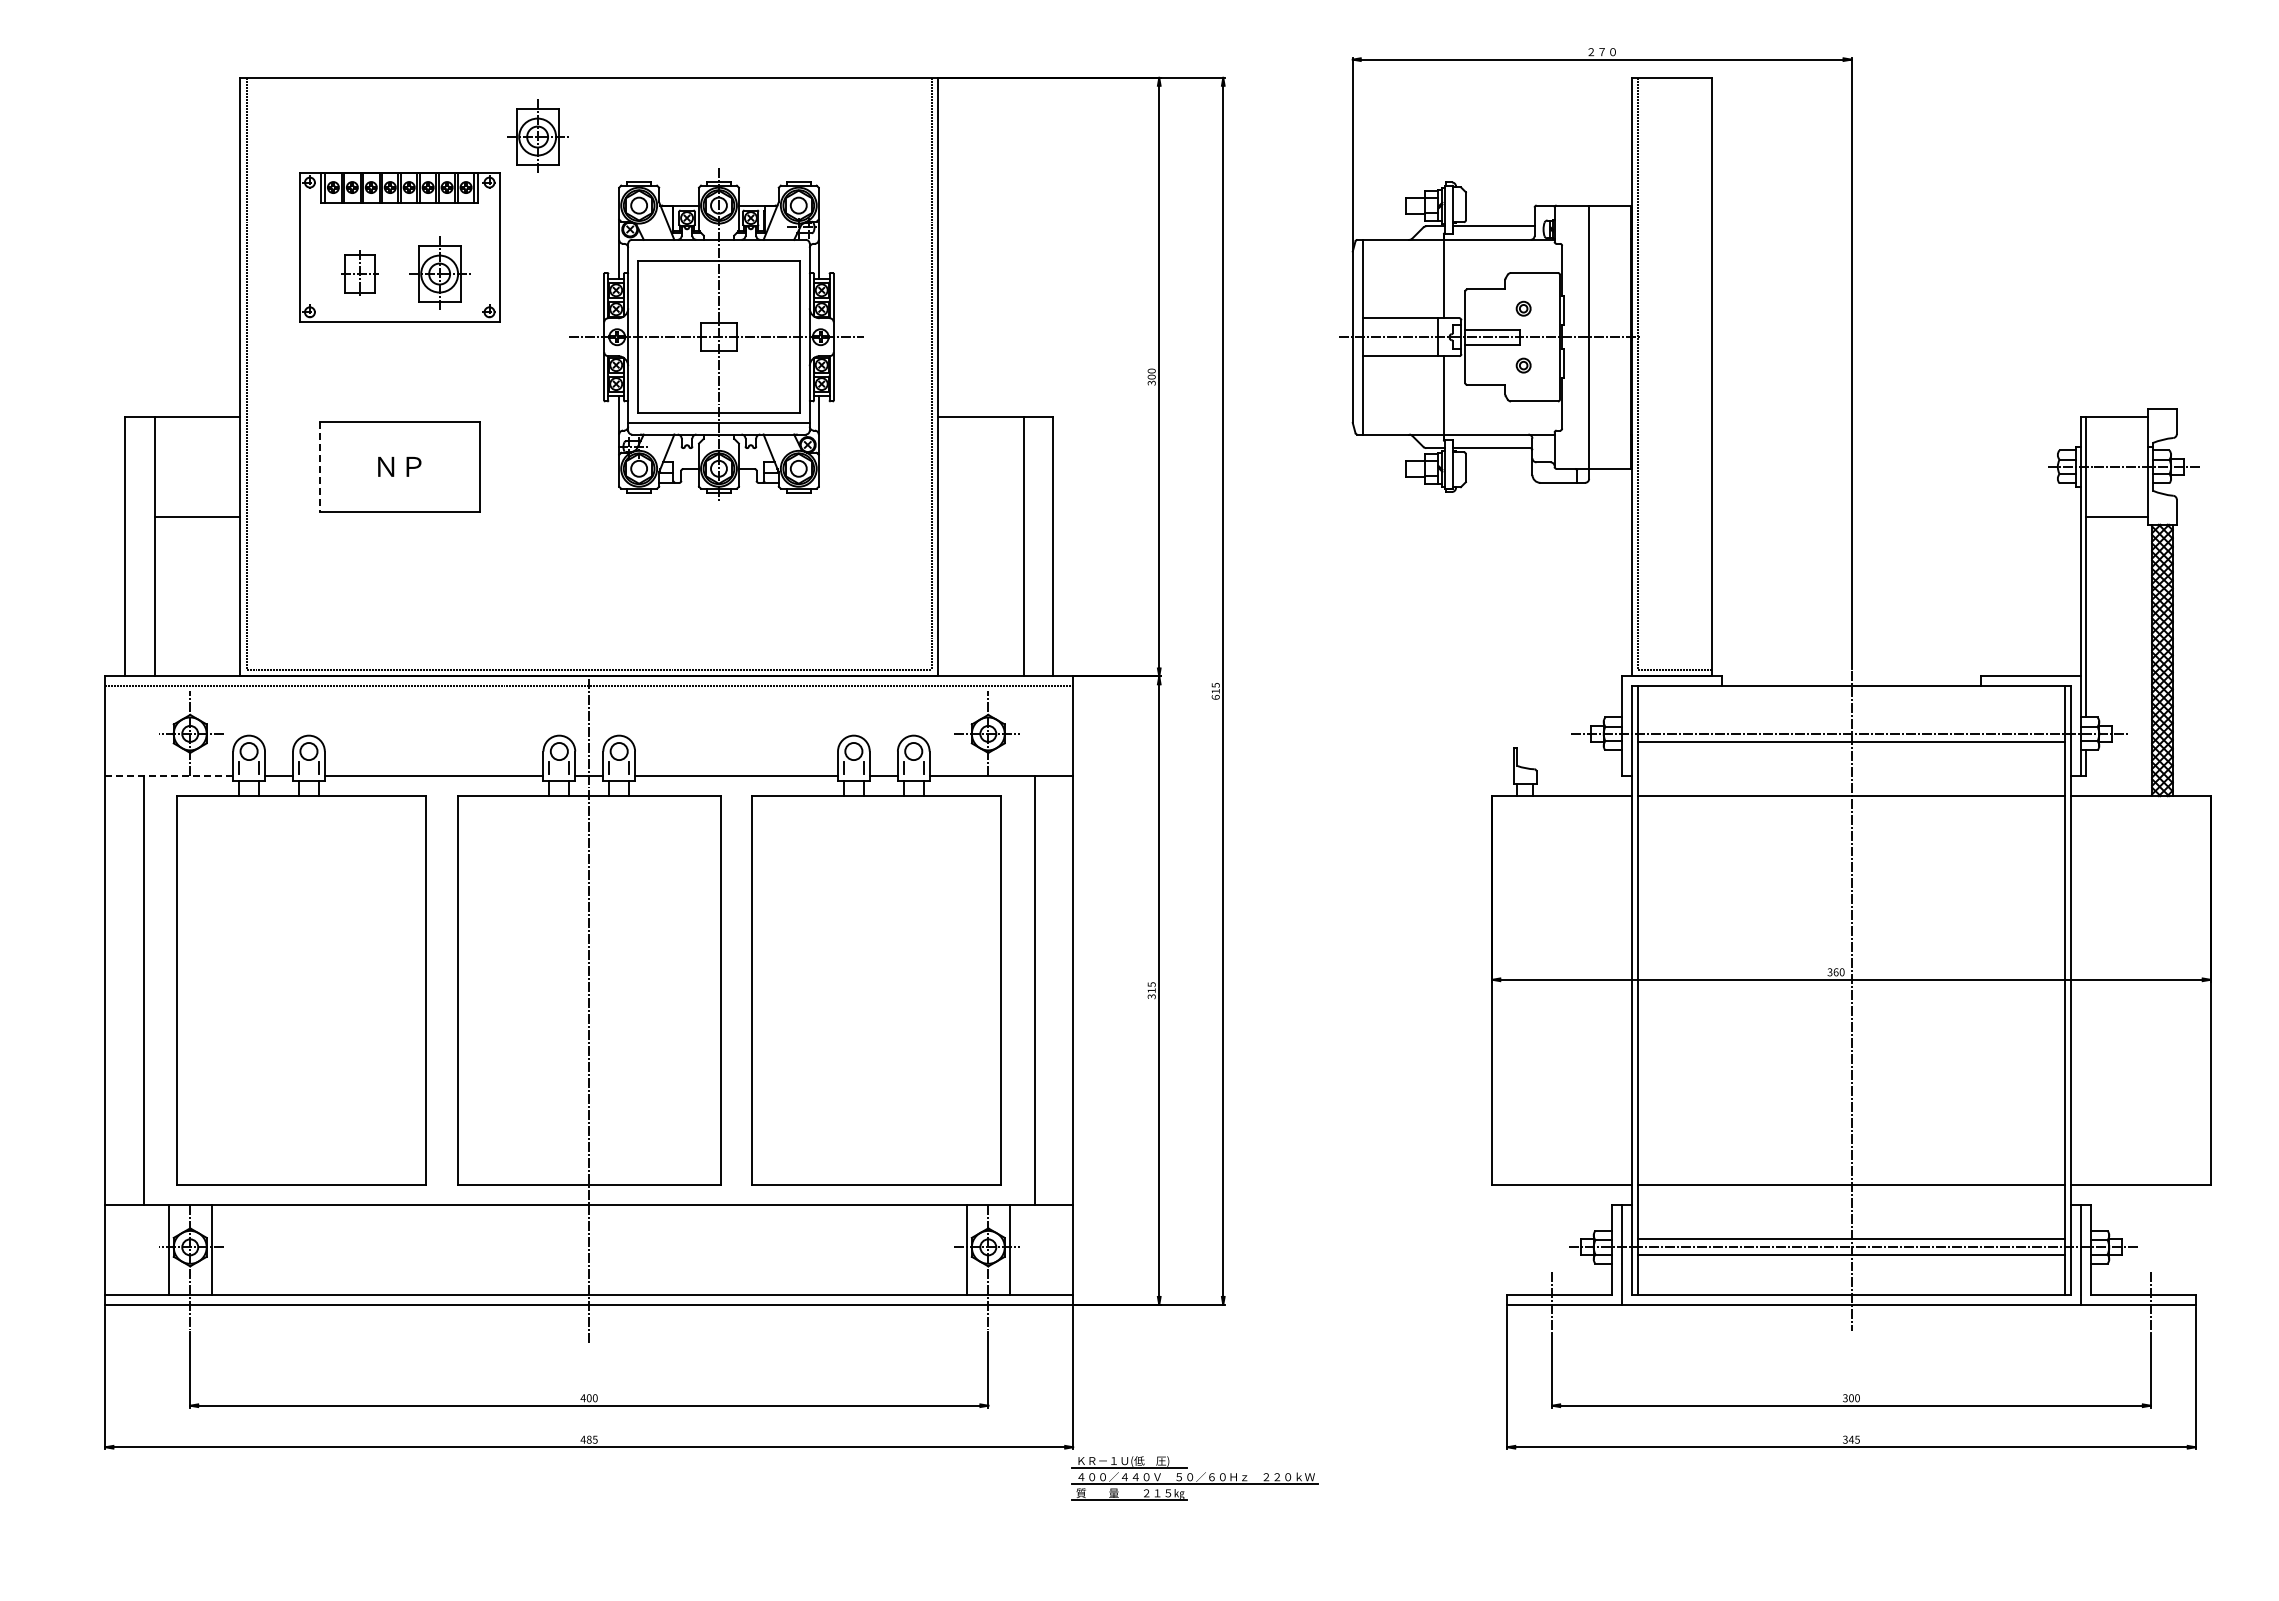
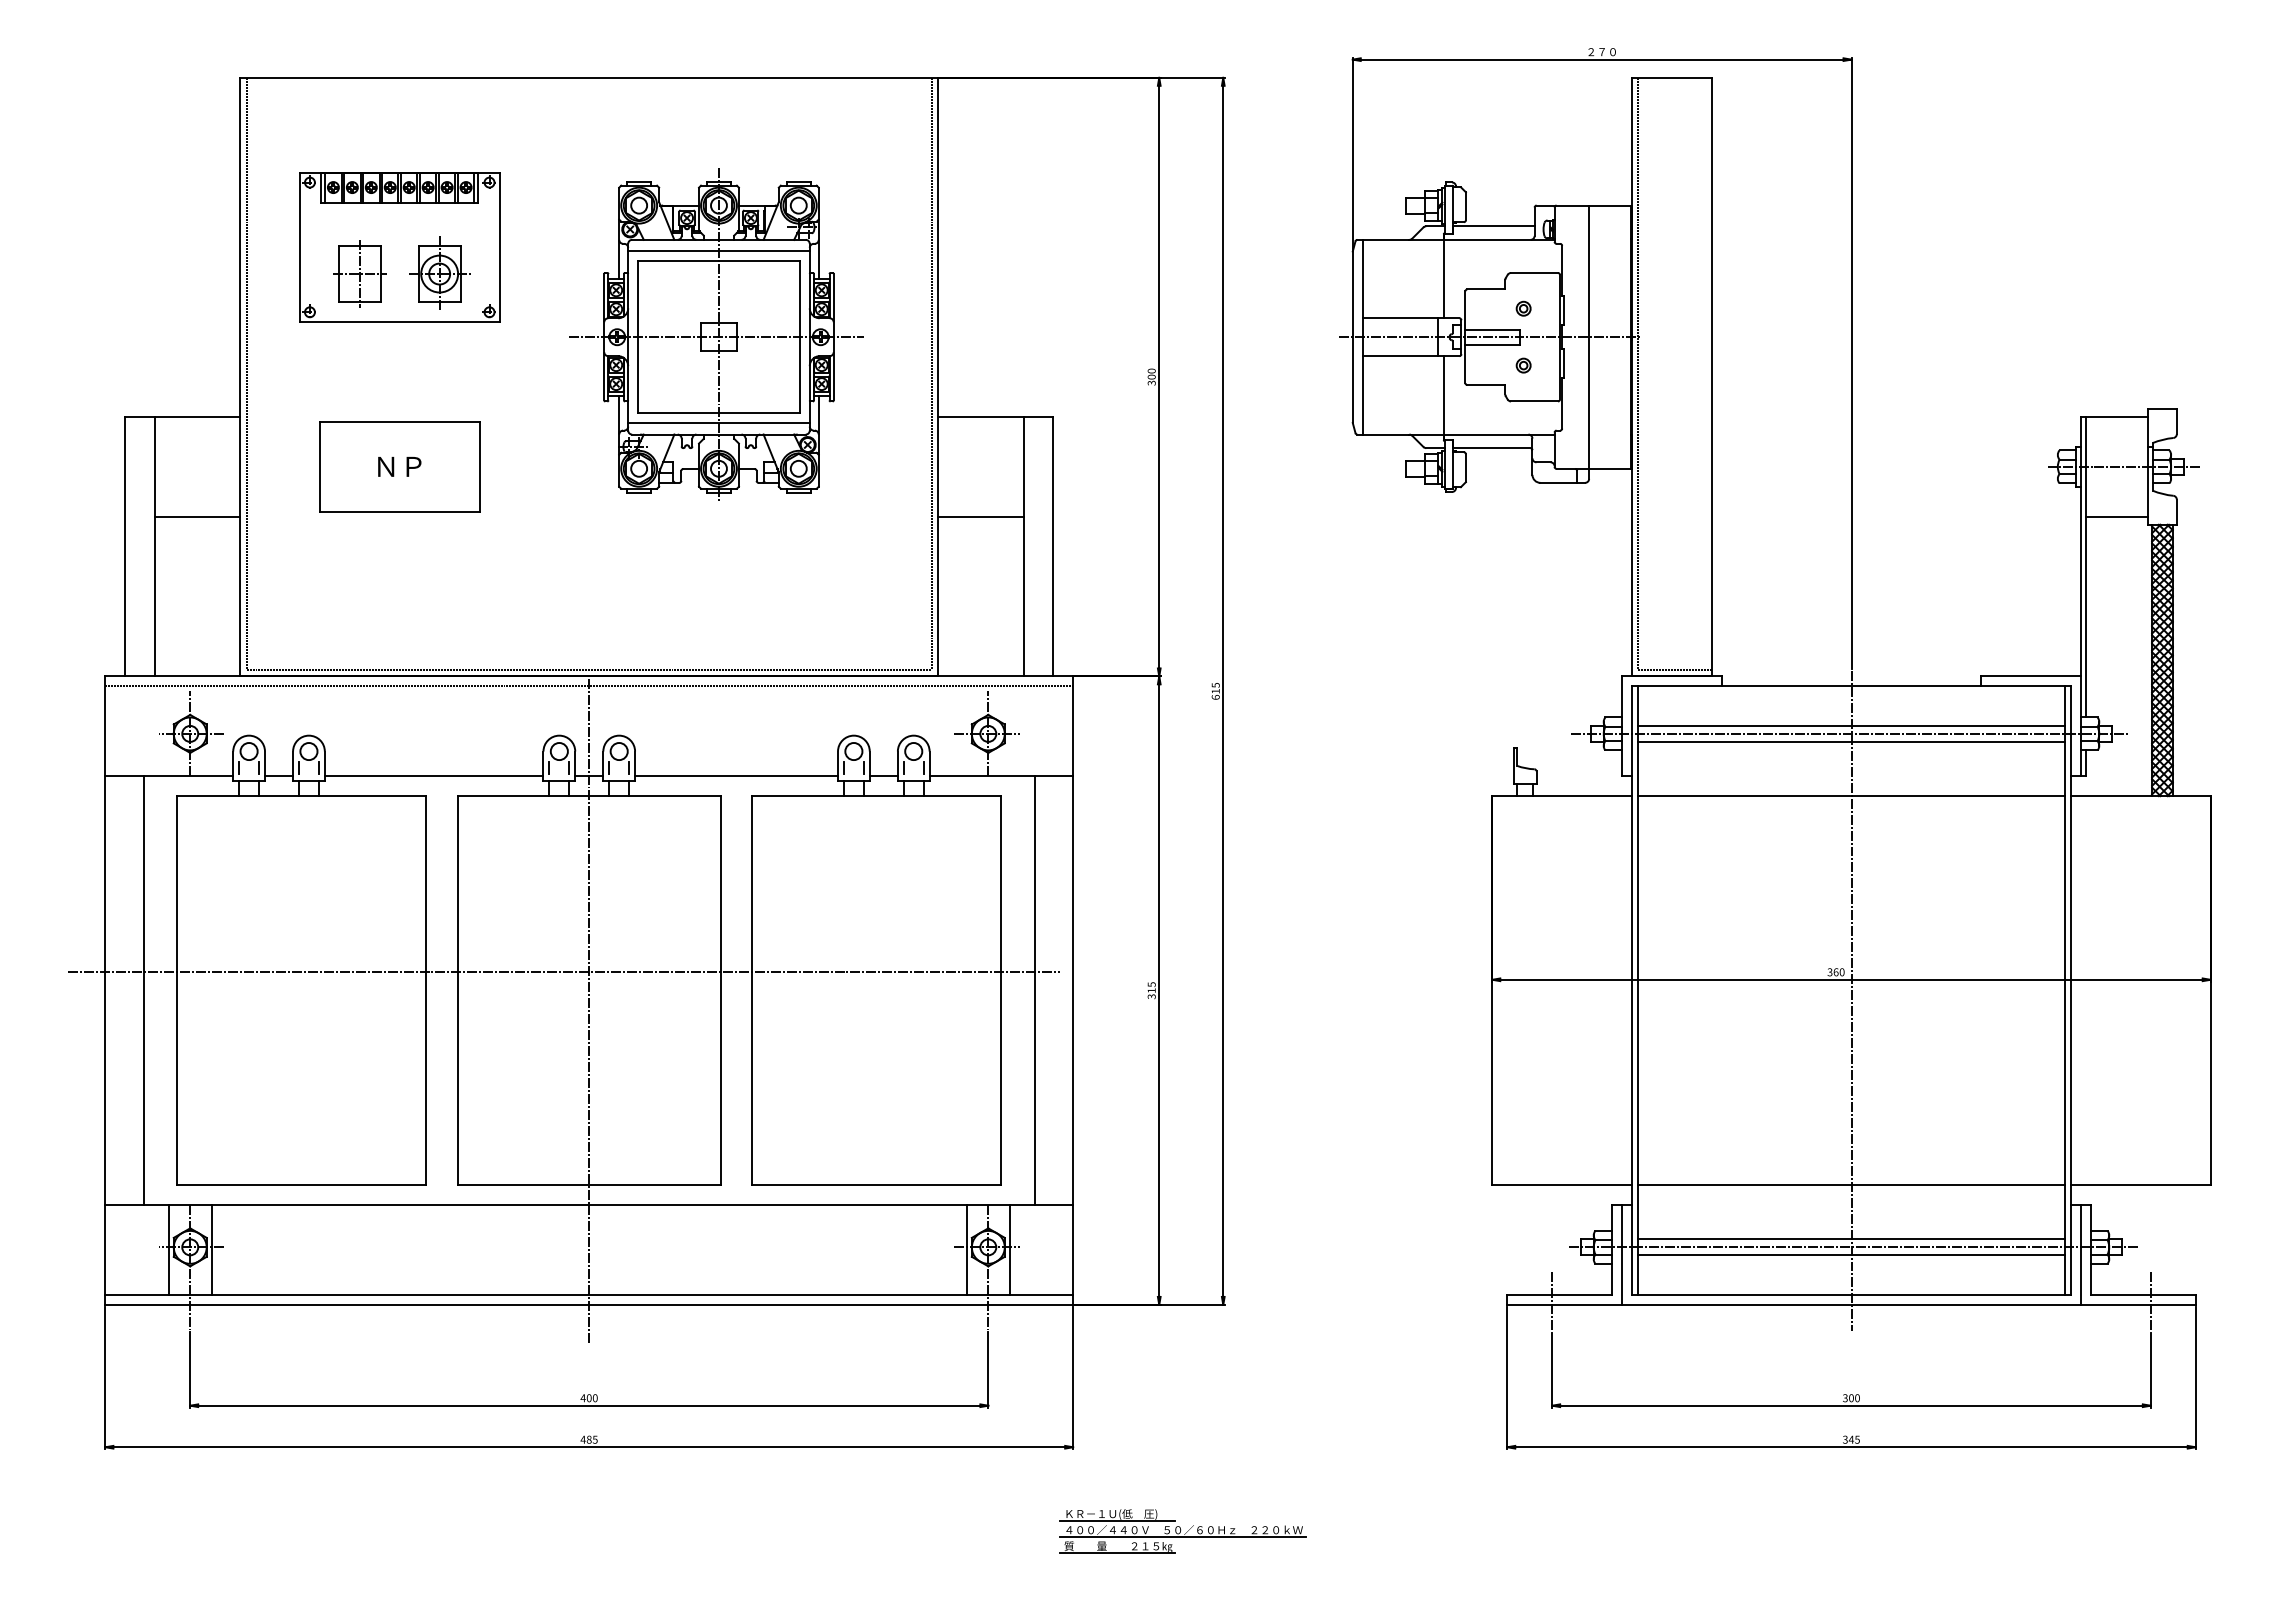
part: present -> none (537, 135)
line: none -> present (718, 251)
part size: 38x46 px -> 54x68 px (359, 273)
line: dashed -> solid (319, 466)
line: none -> present (980, 516)
line: none -> present (1851, 725)
line: dashed -> solid (169, 776)
line: none -> present (563, 972)
part position: (1194, 1478) -> (1182, 1531) (1182, 1531)
